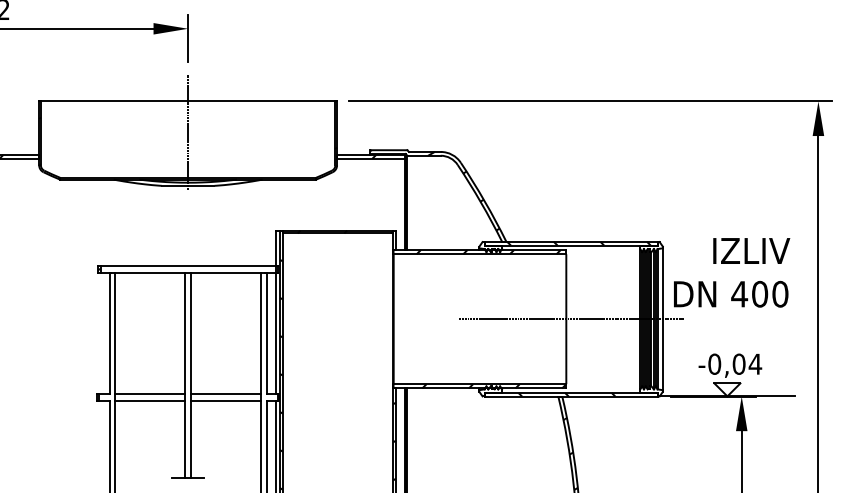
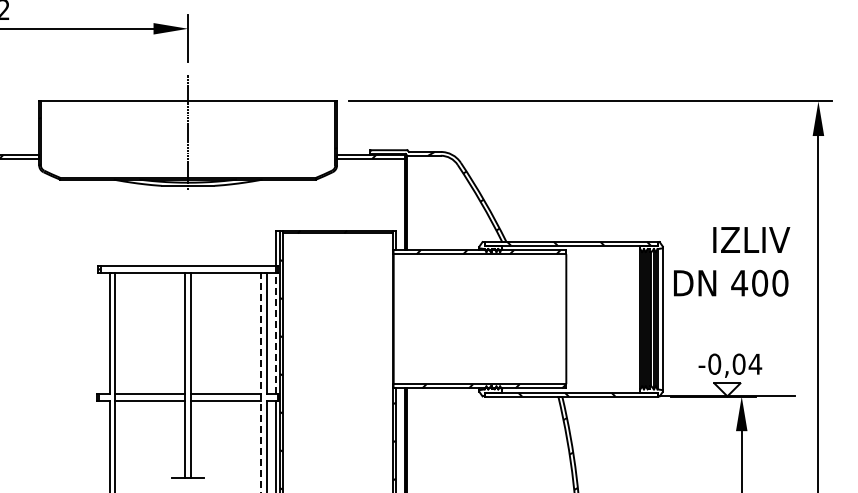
text position: (732, 272) -> (732, 261) (732, 261)
line: present -> none (570, 319)
line: solid -> dashed (275, 333)
line: solid -> dashed (261, 382)
